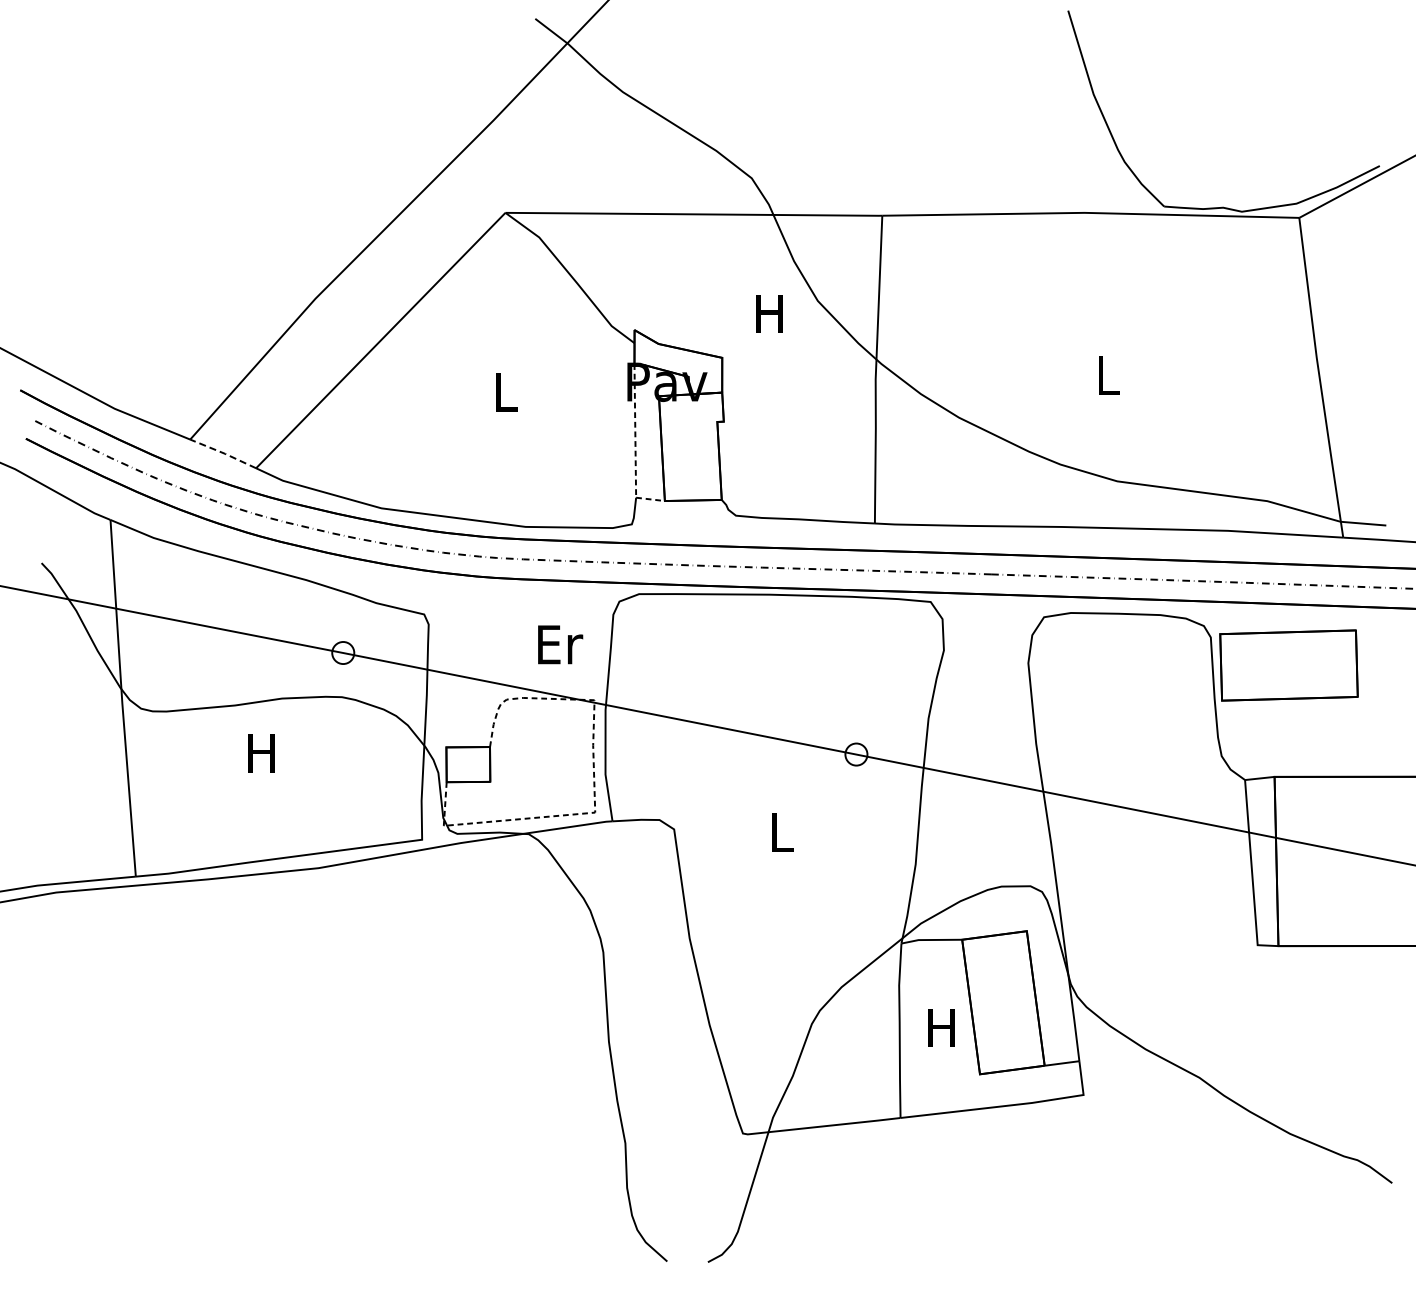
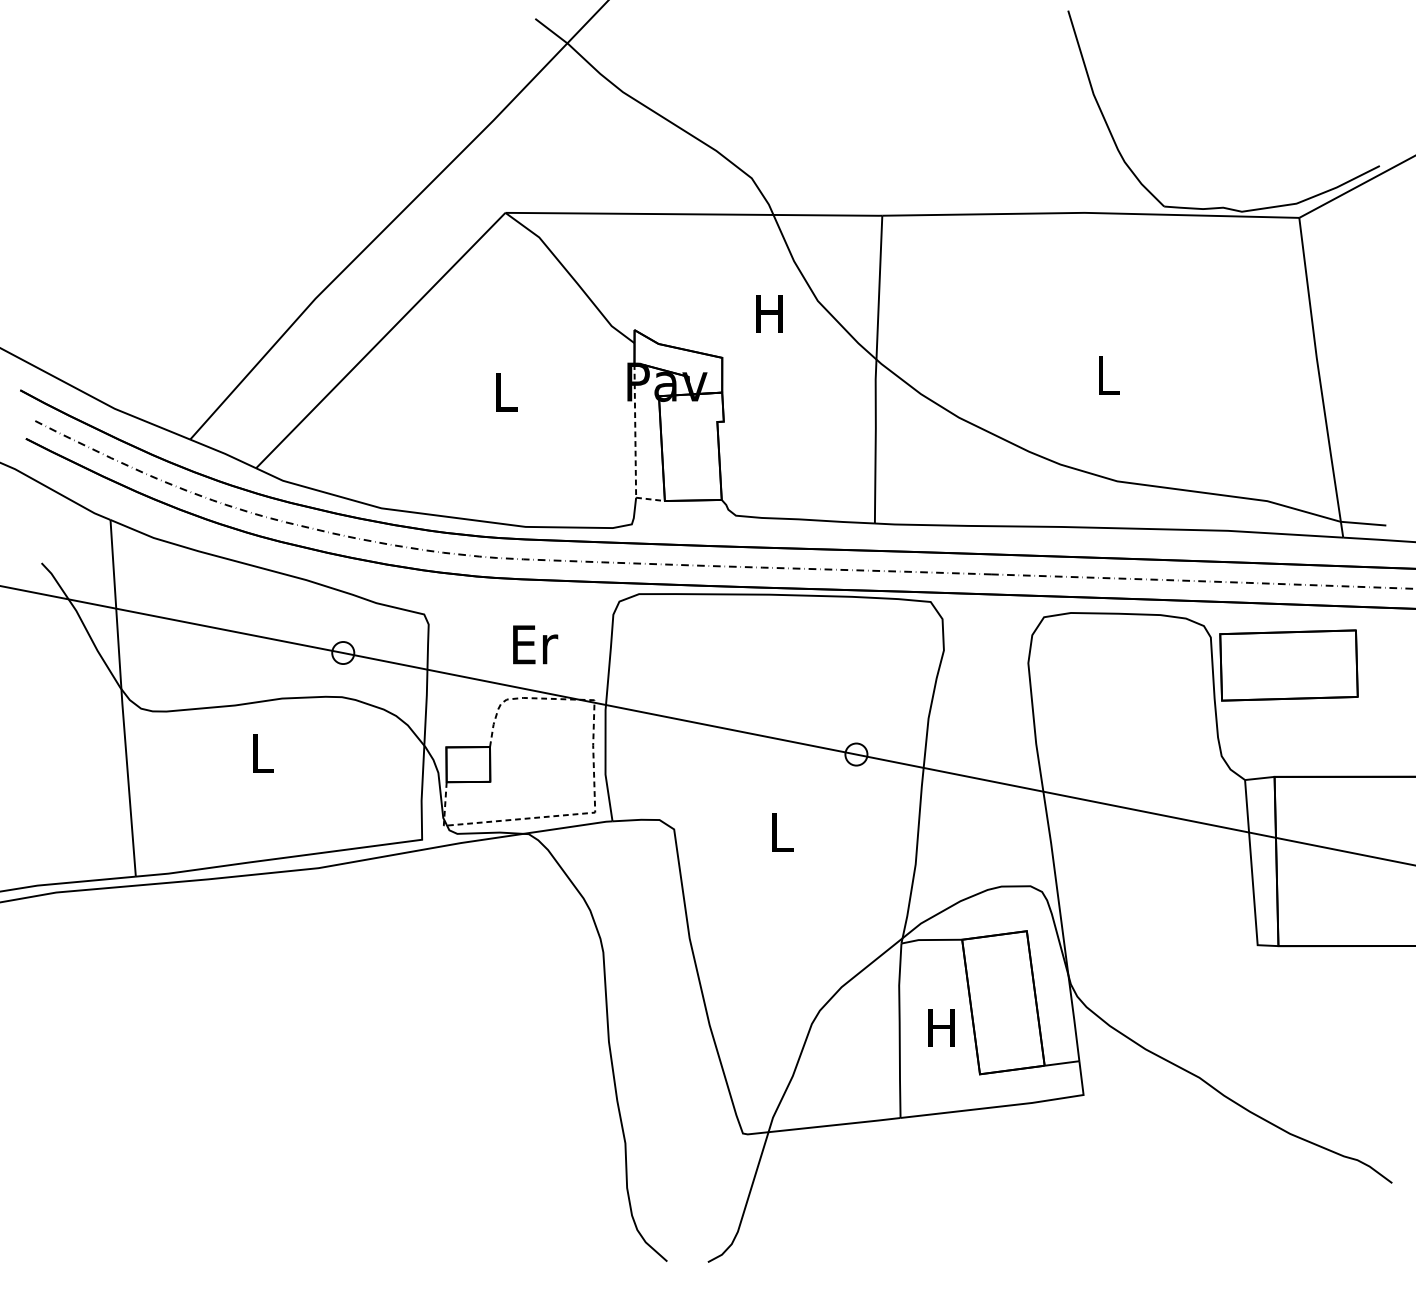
line: dashed -> solid (224, 453)
text position: (560, 644) -> (535, 644) (535, 644)
text: H -> L (261, 753)
